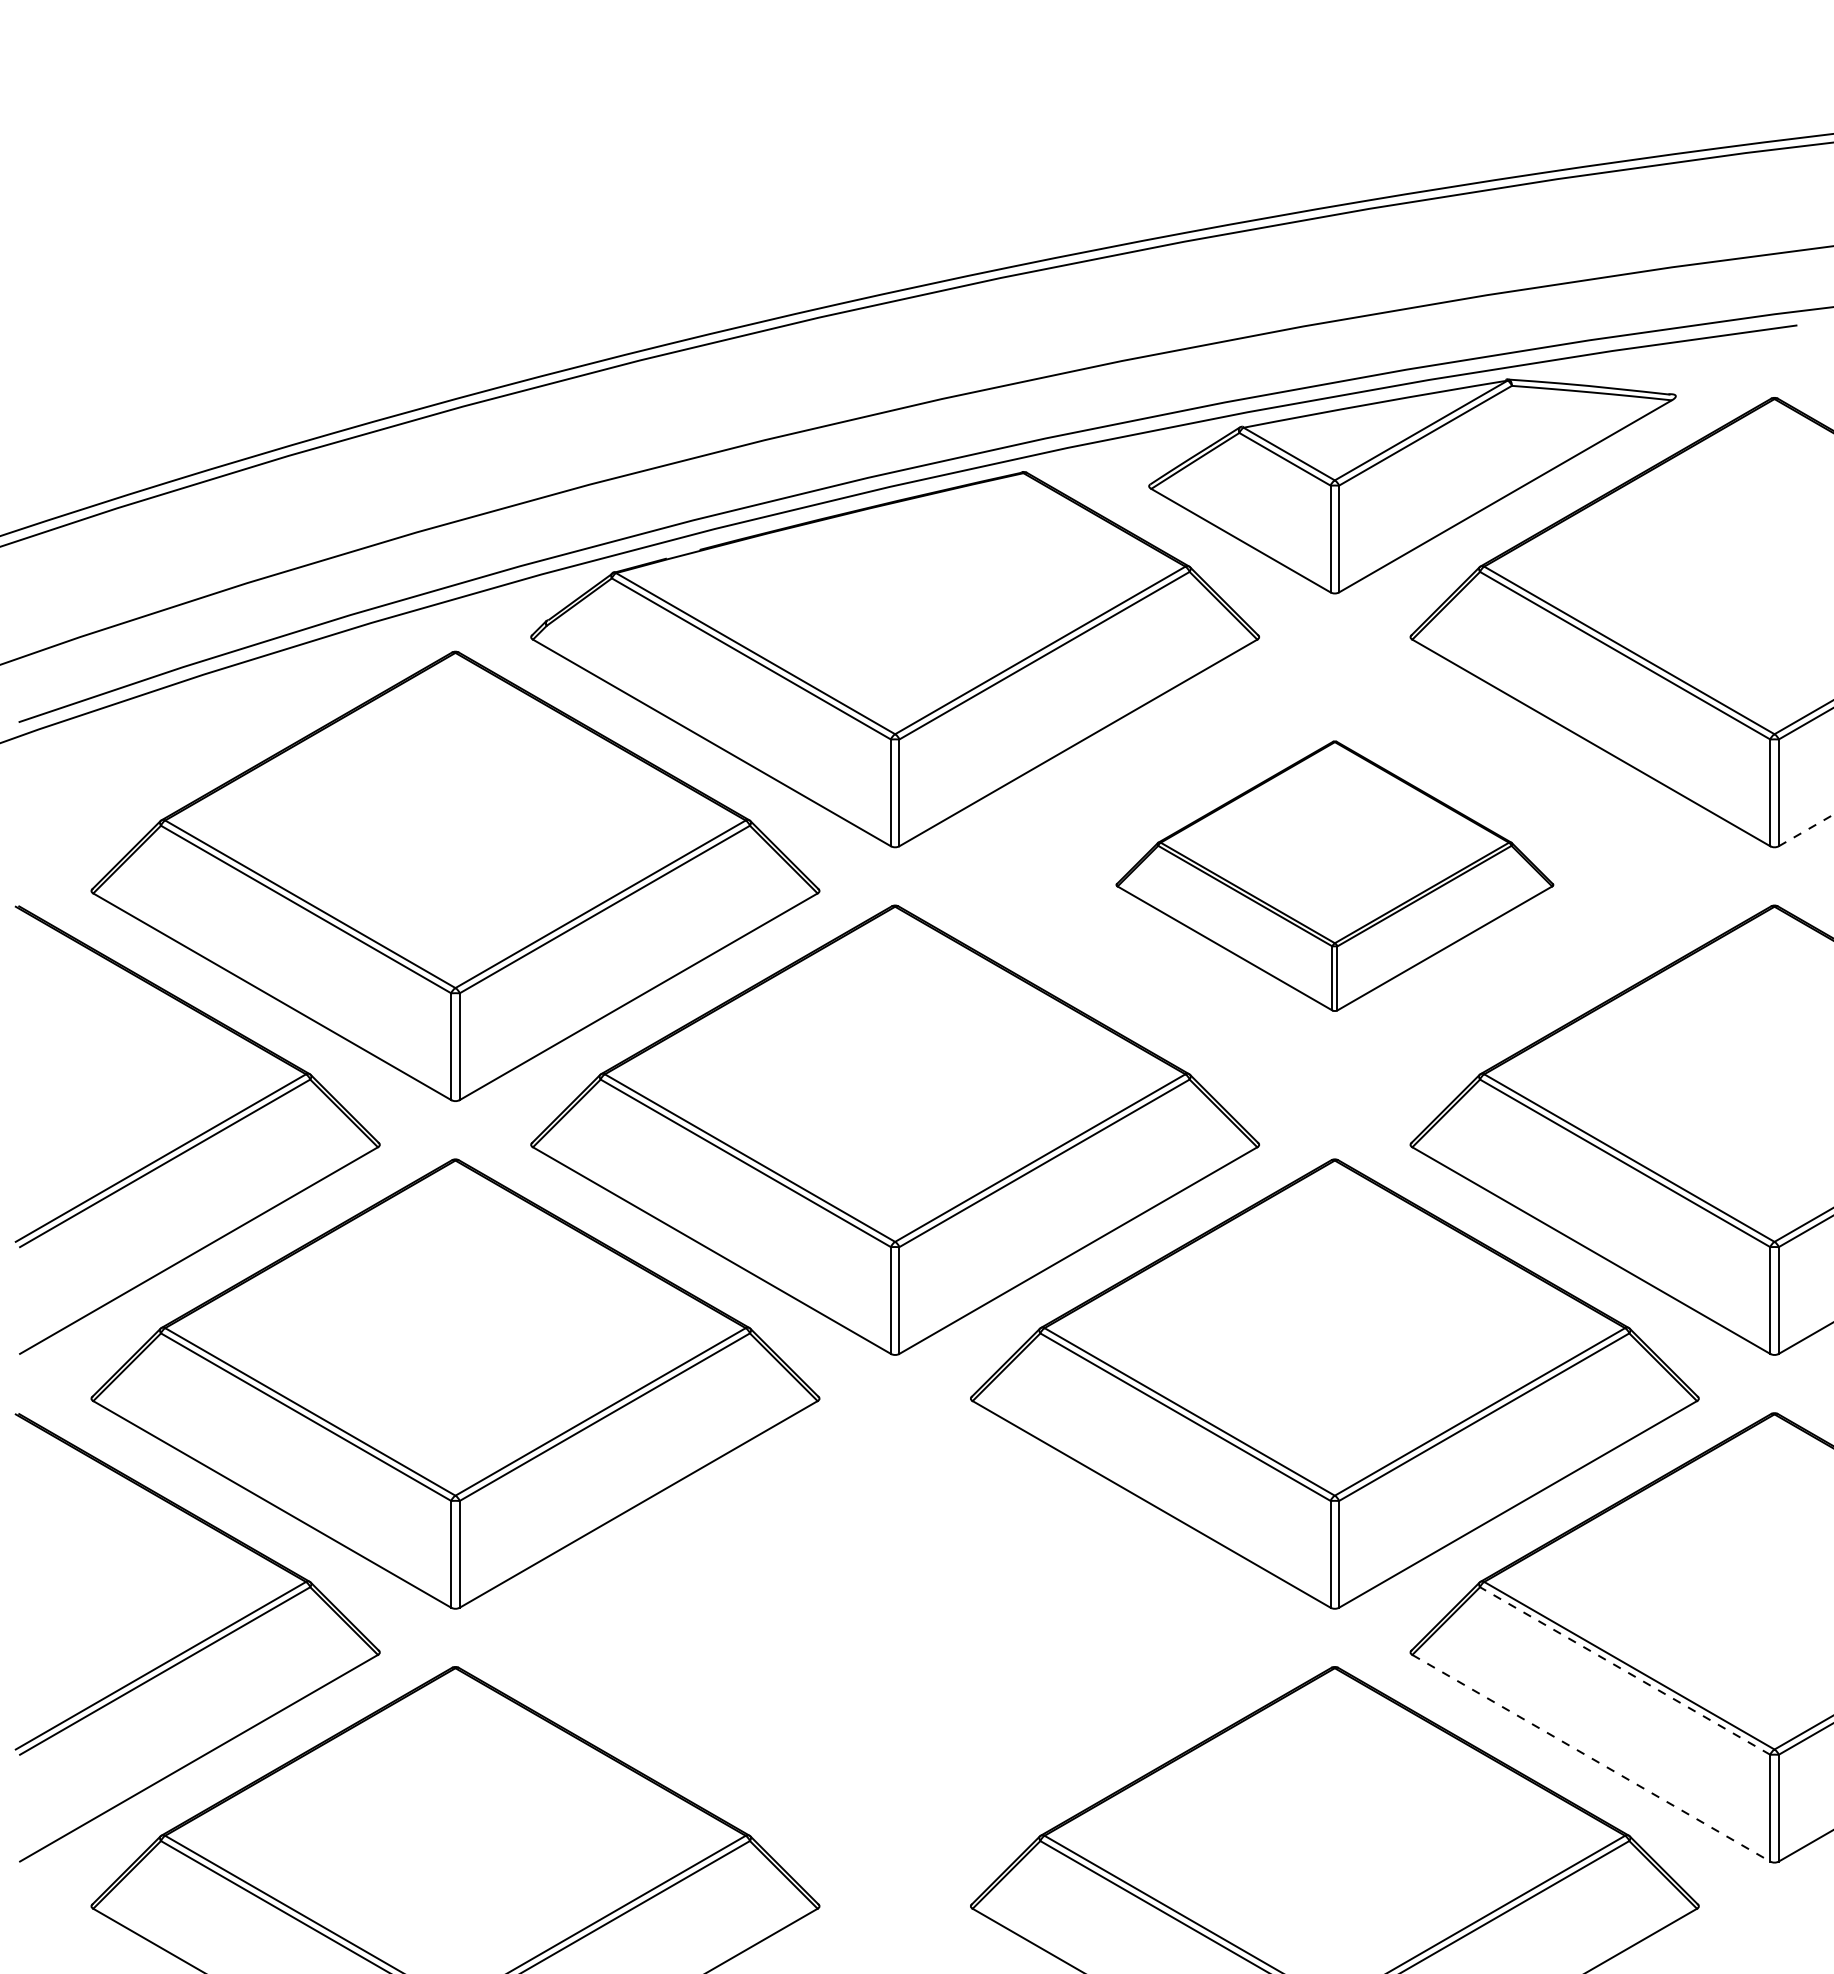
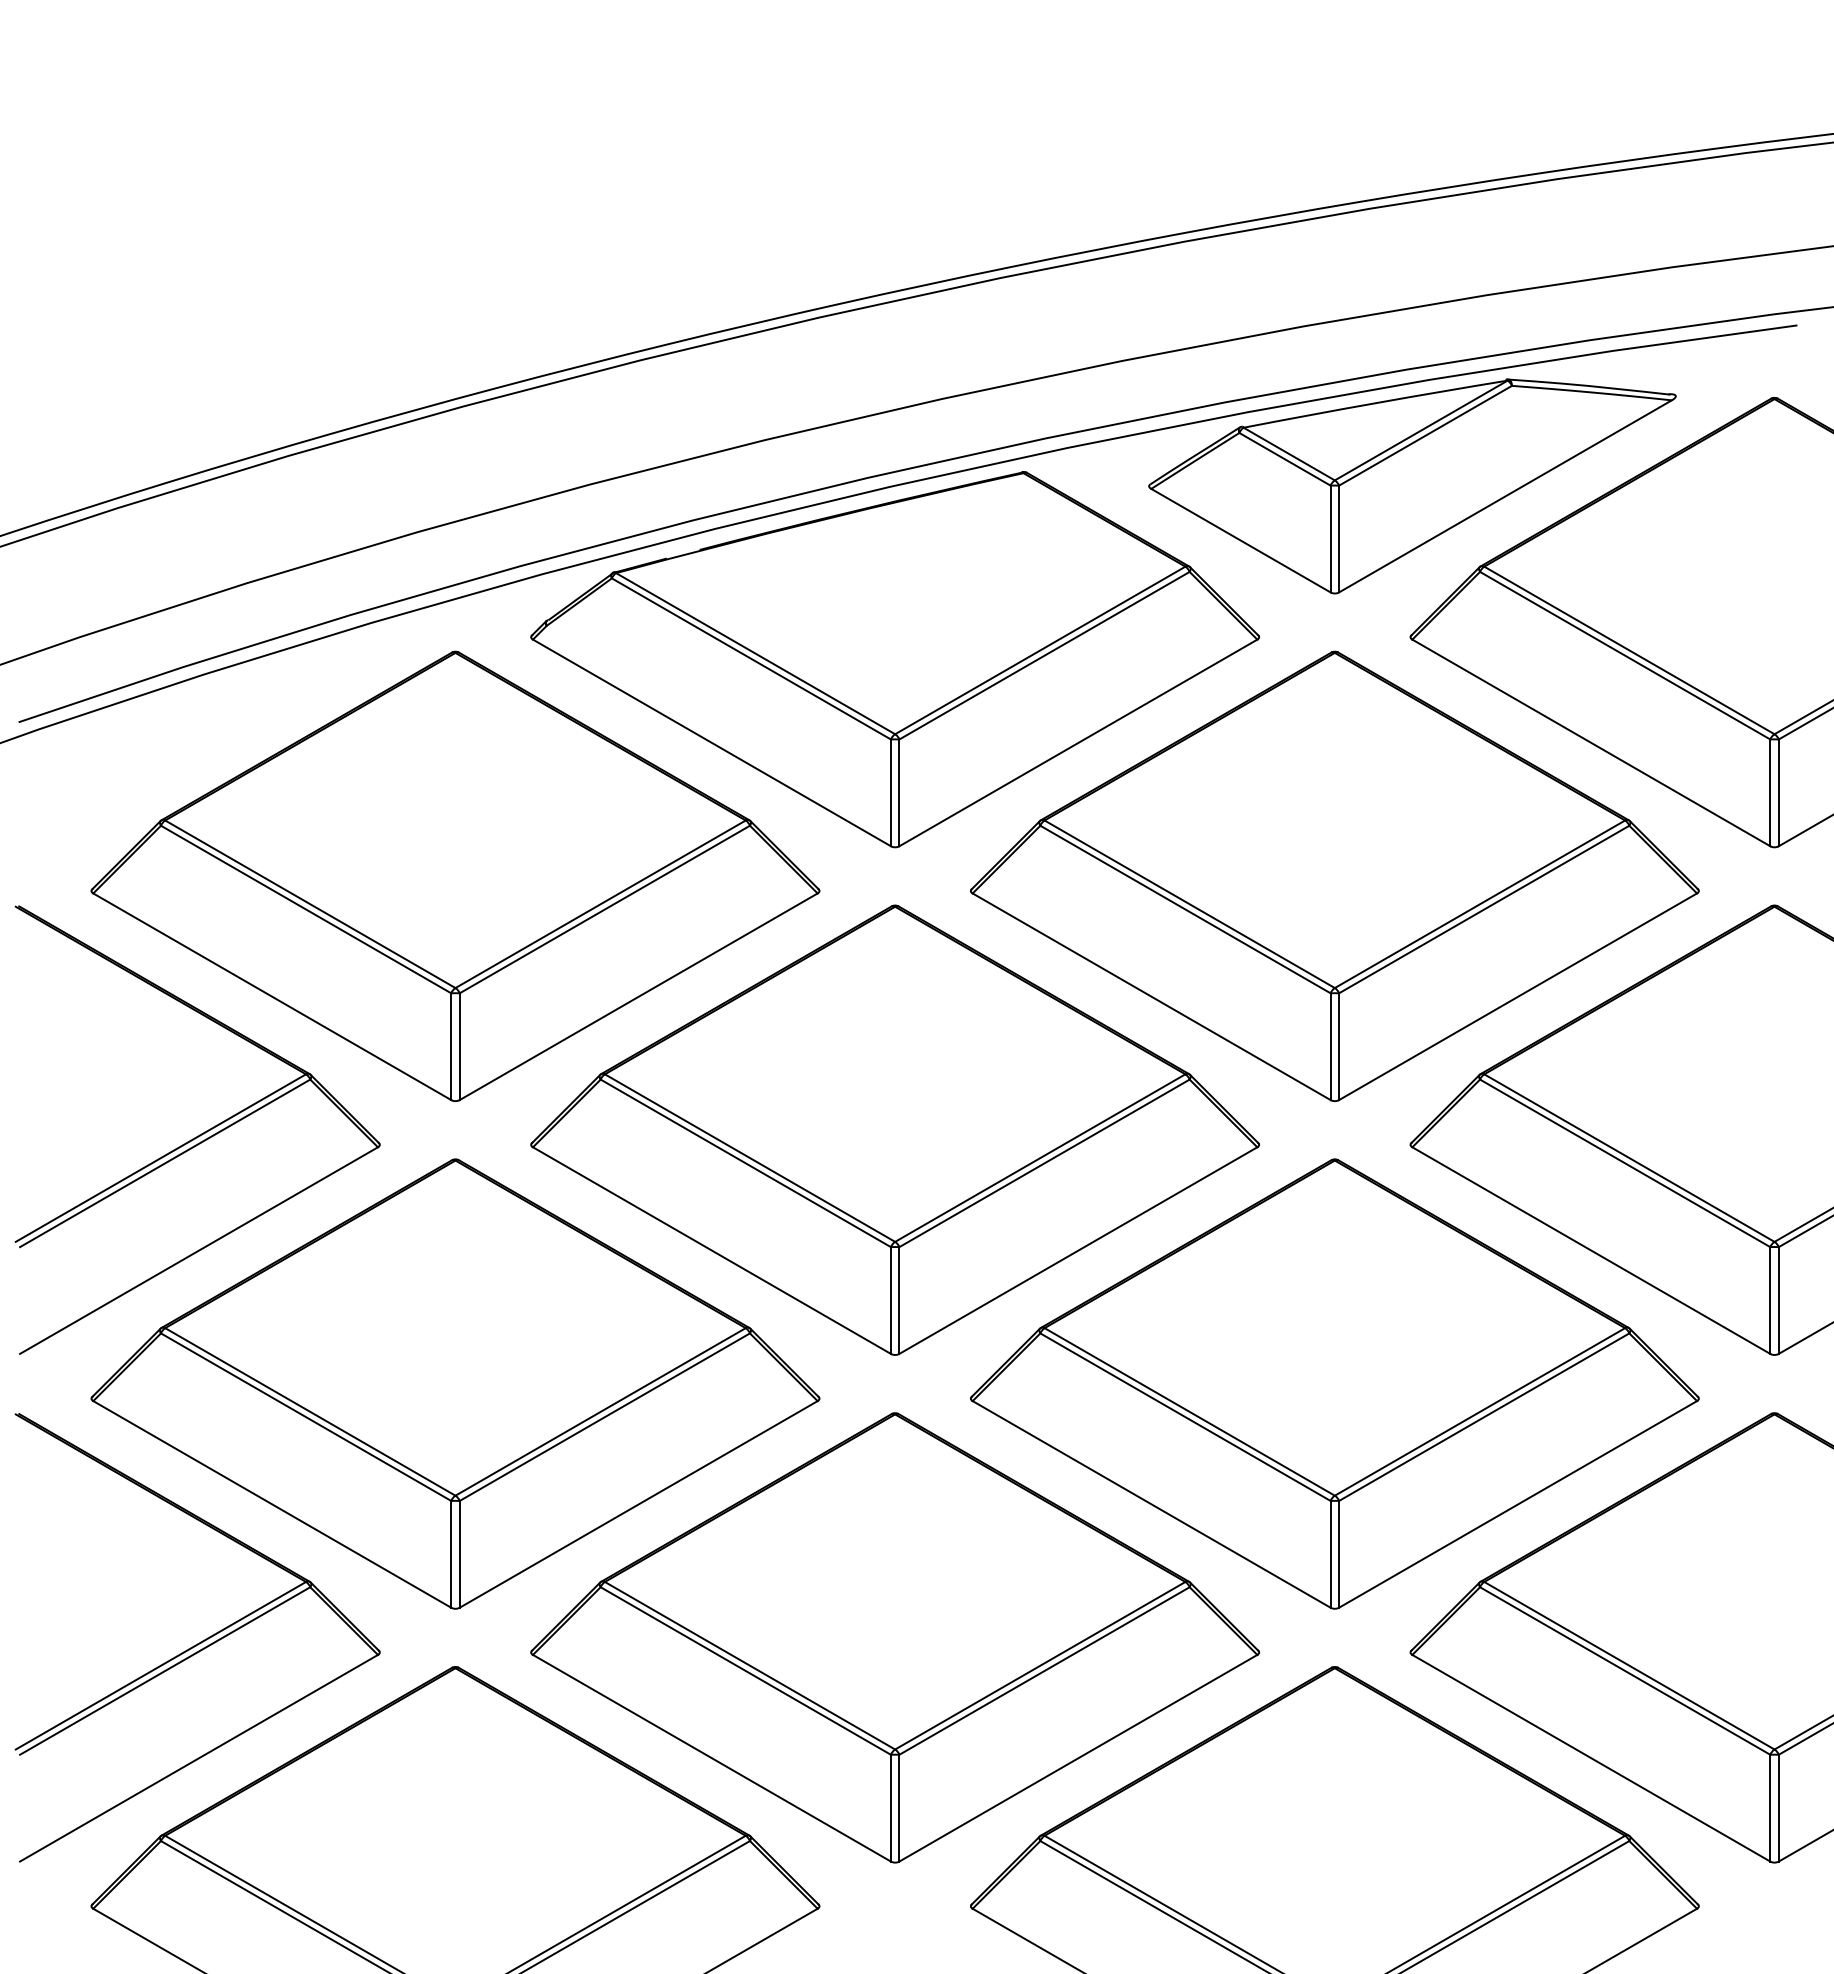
line: dashed -> solid (1806, 830)
part size: 440x272 px -> 730x452 px (1334, 875)
part: none -> present (894, 1637)
line: dashed -> solid (1625, 1671)
line: dashed -> solid (1591, 1758)
